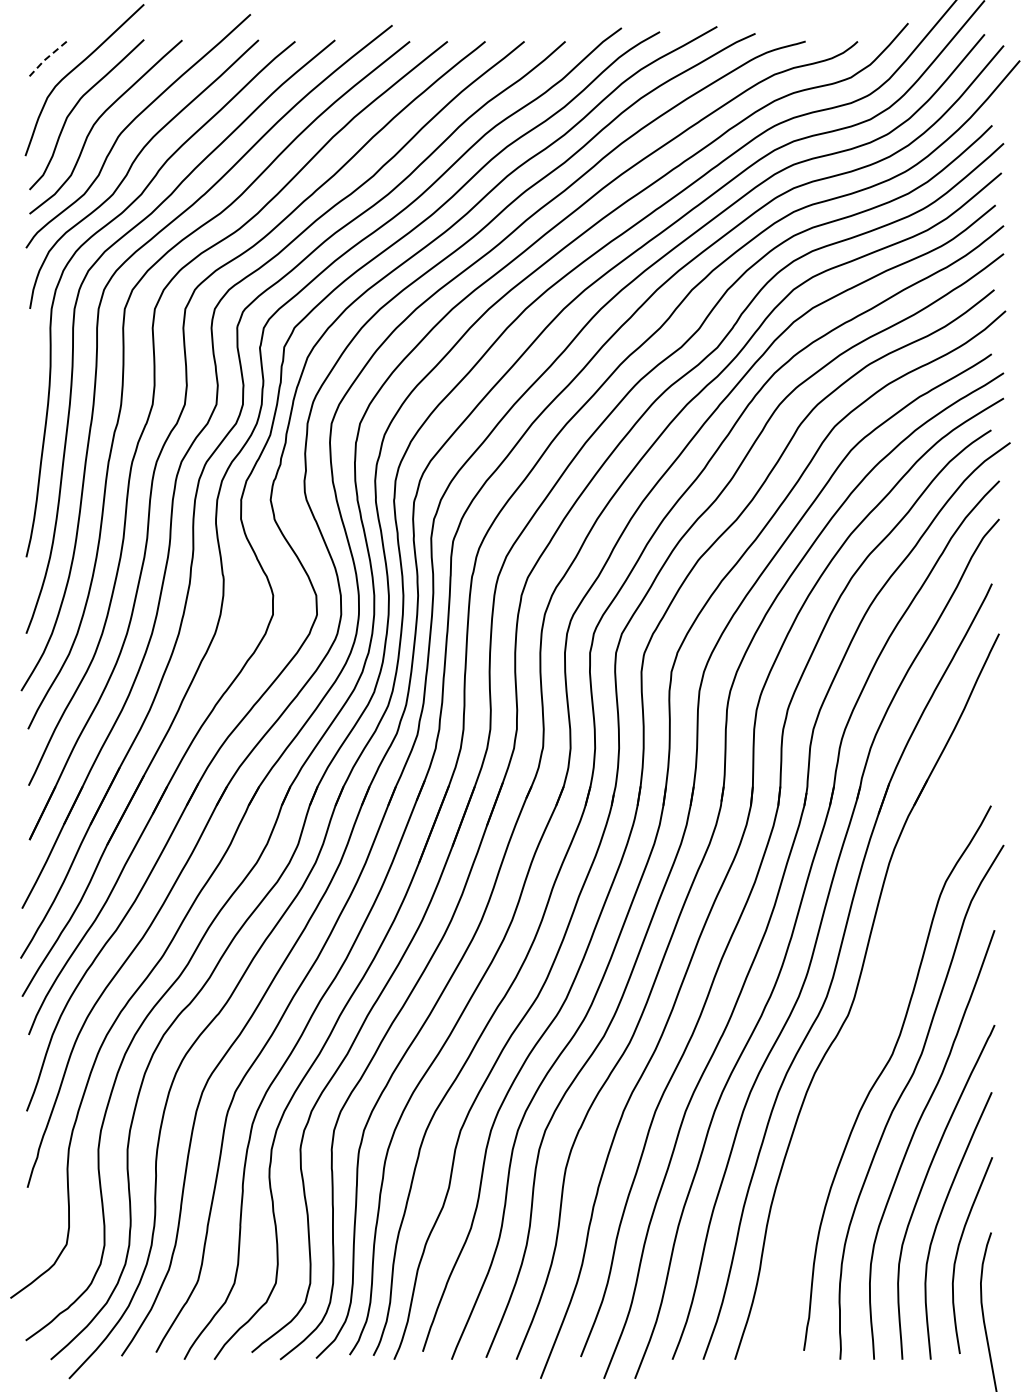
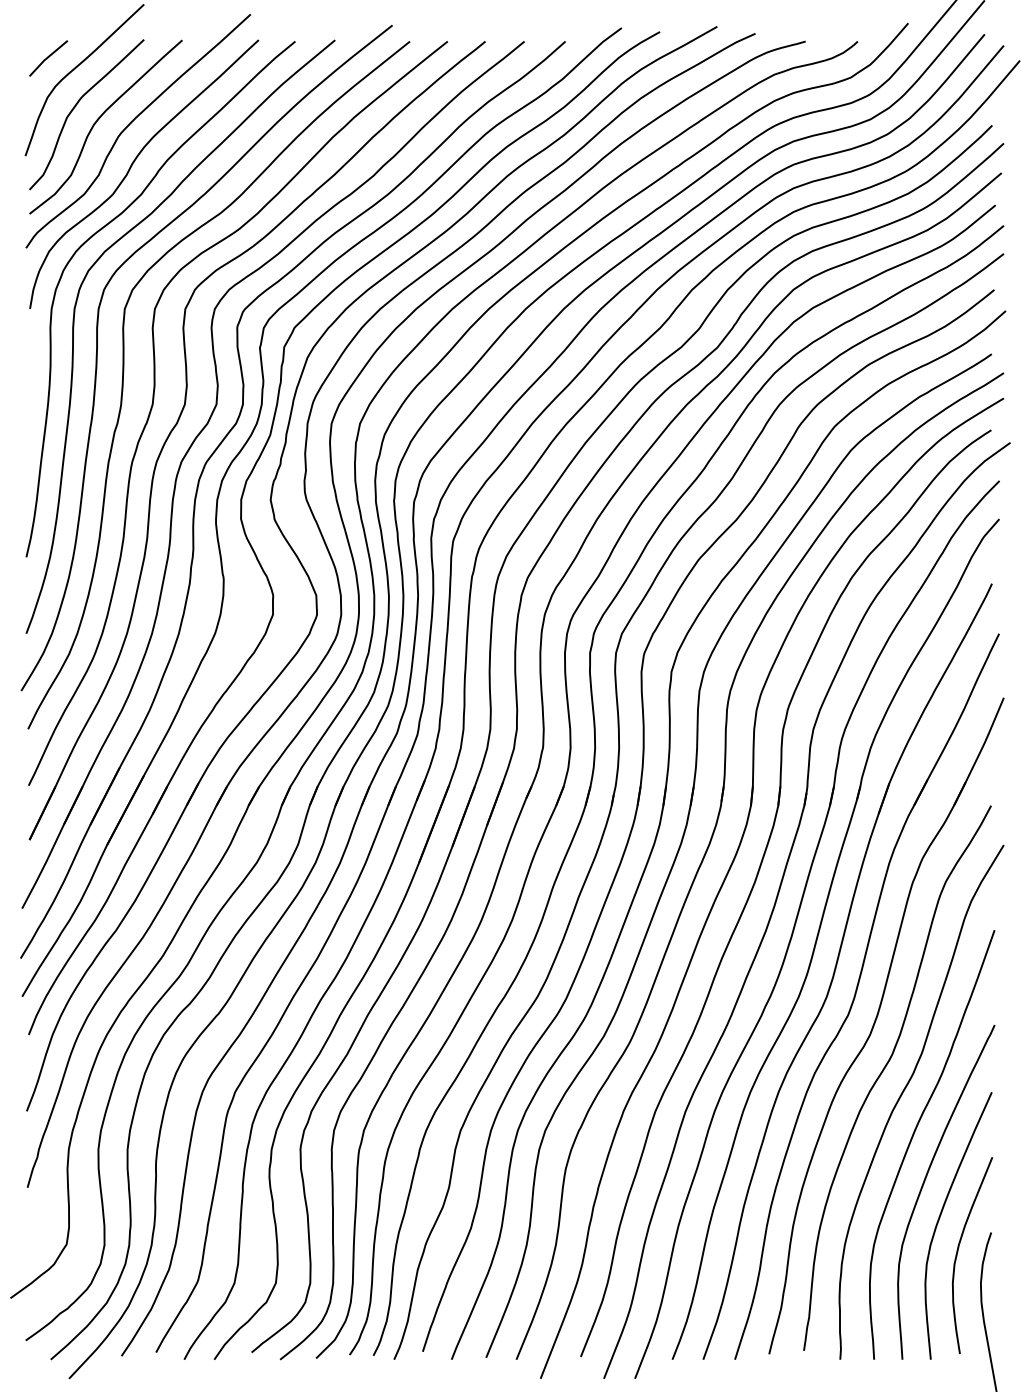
line: dashed -> solid (47, 58)
part: none -> present (876, 1021)
